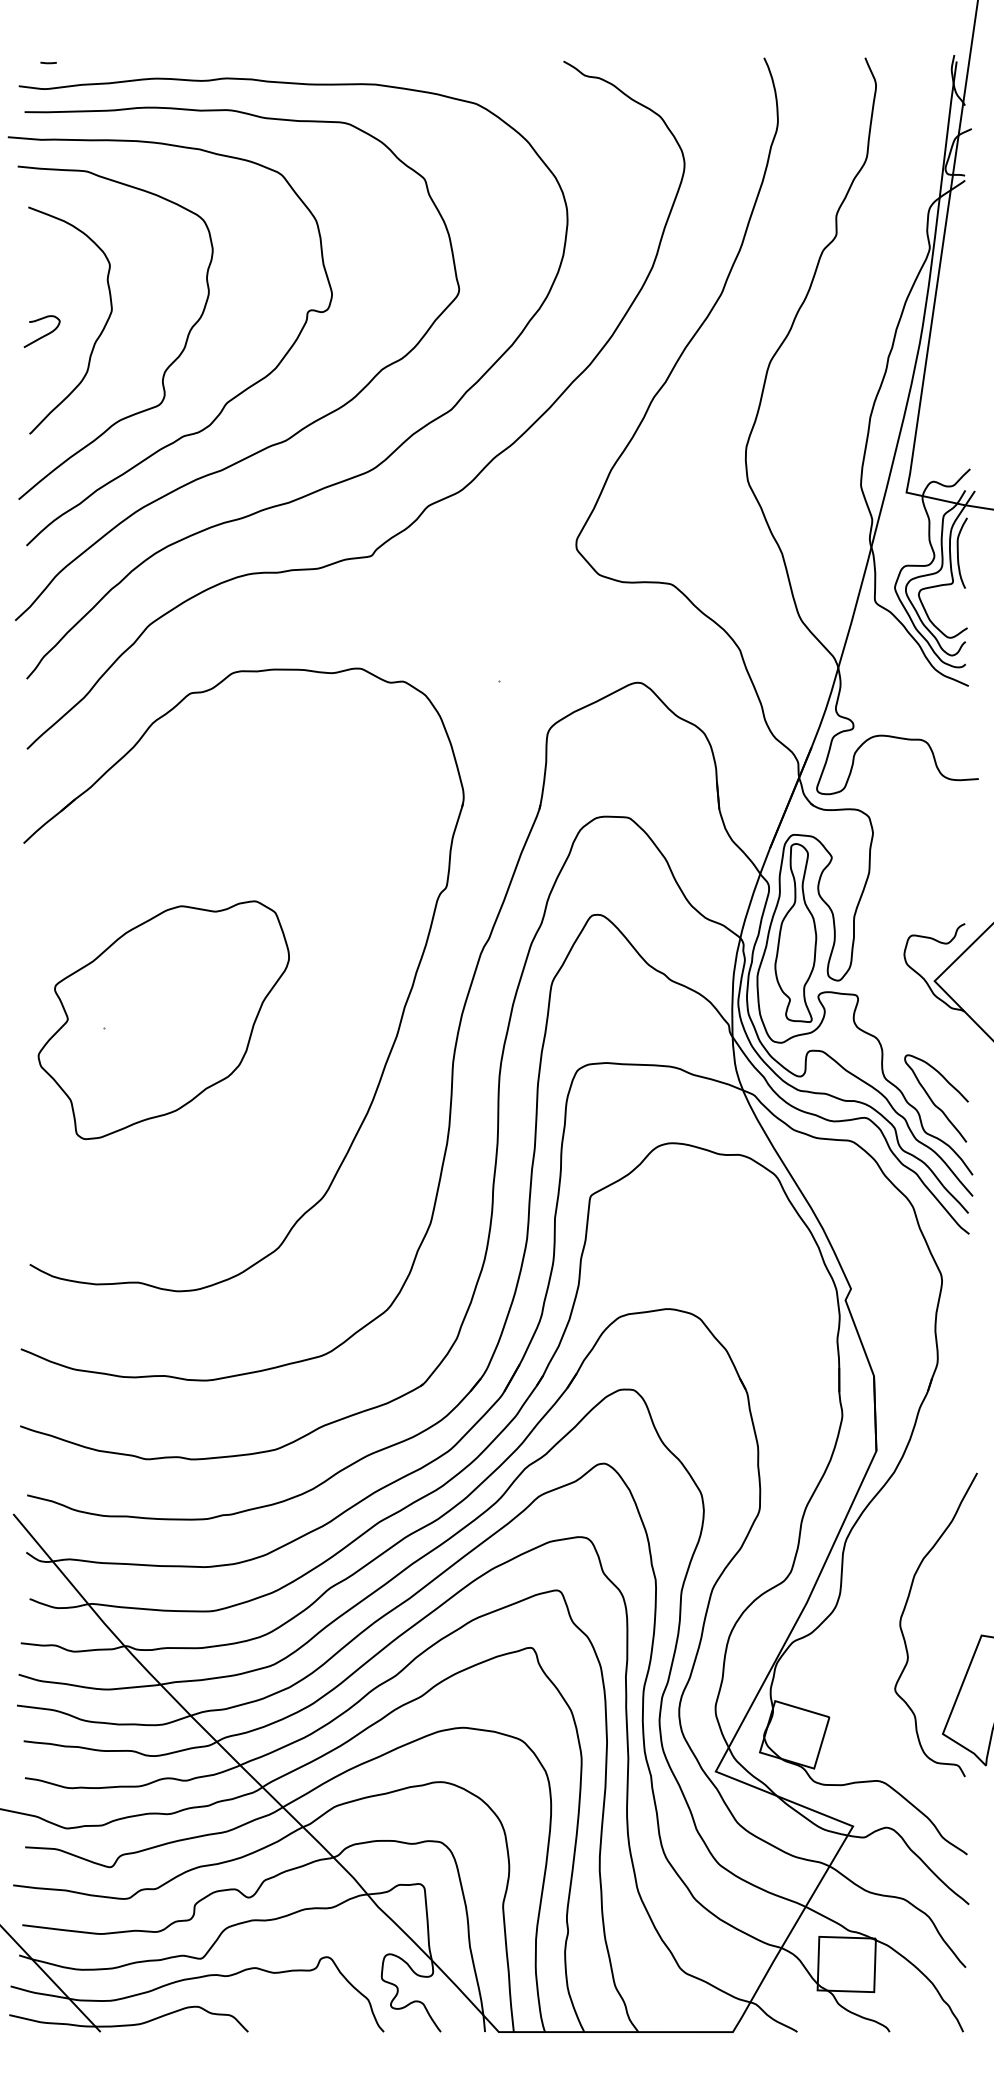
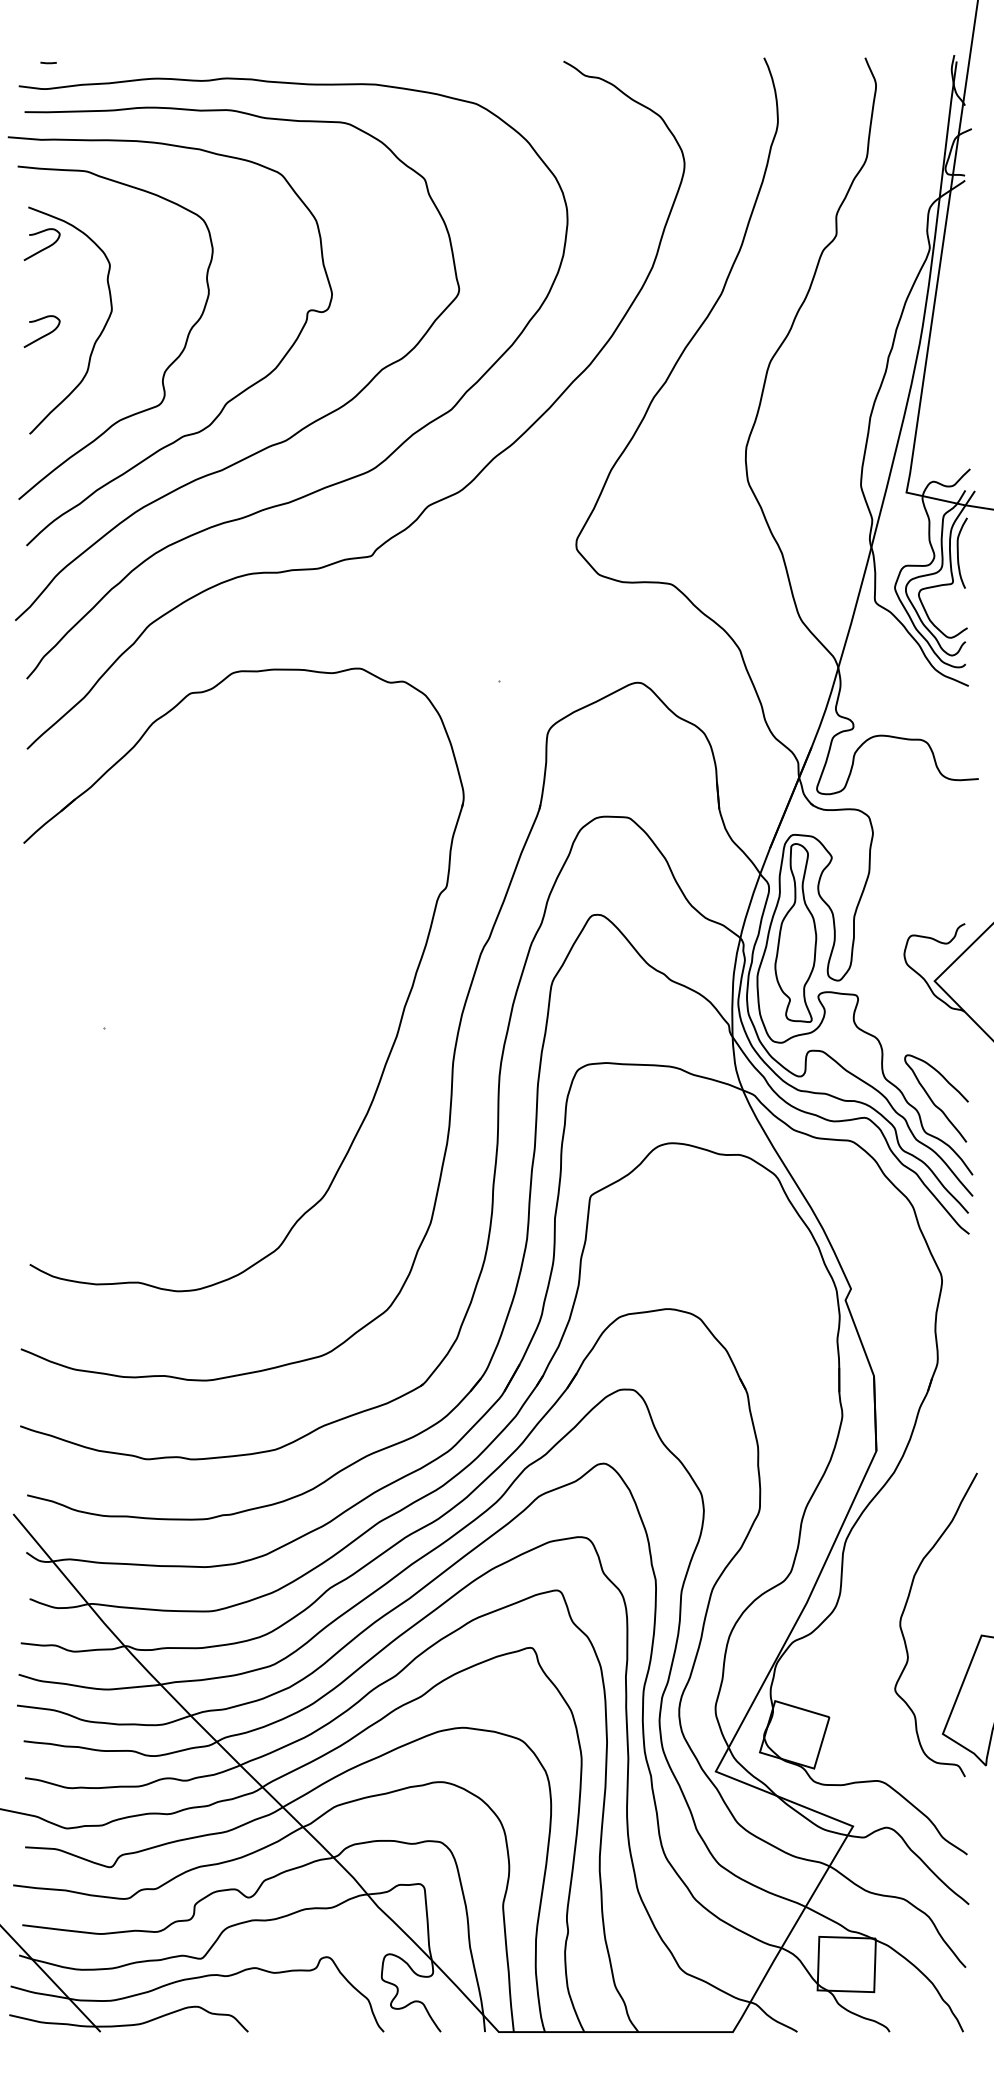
curve: none -> present (43, 248)
part: present -> none (163, 1020)
